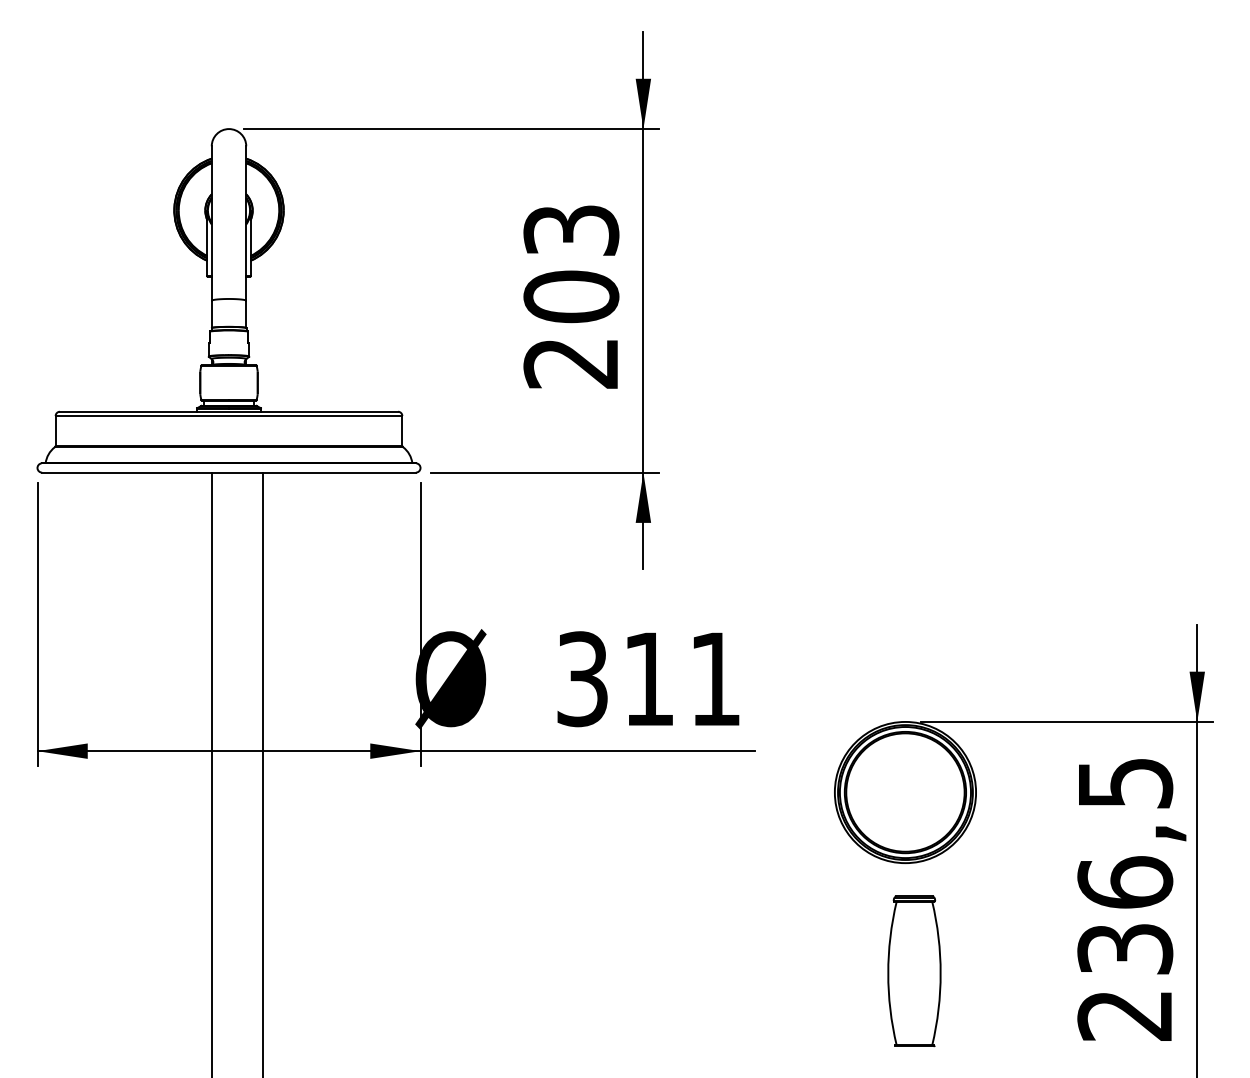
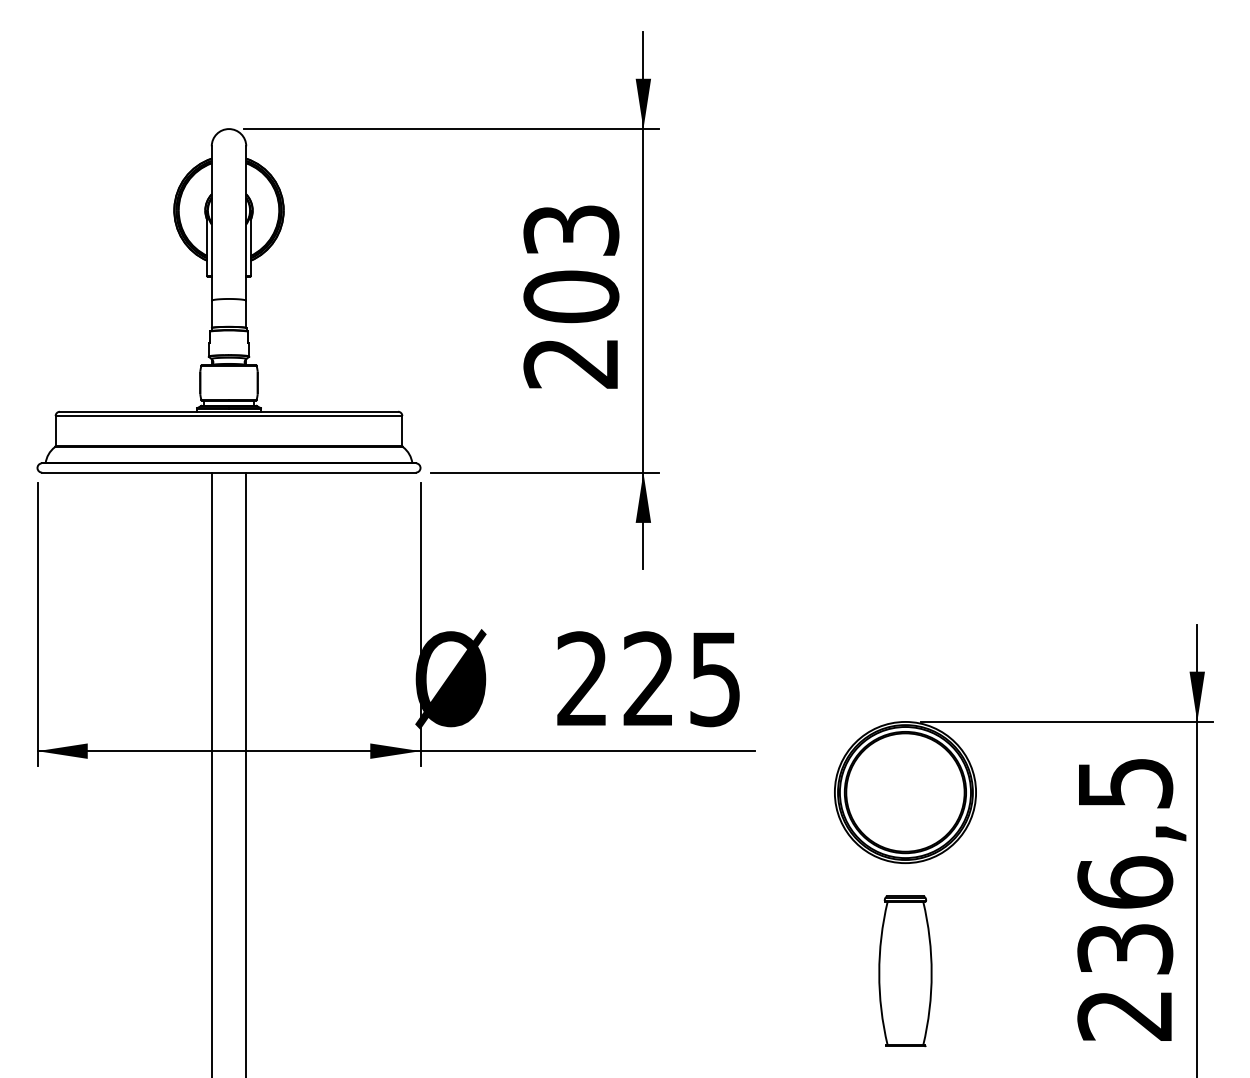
text: 311 -> 225 (648, 679)
line position: (262, 773) -> (245, 773) (245, 773)
part position: (914, 971) -> (905, 971) (905, 971)
